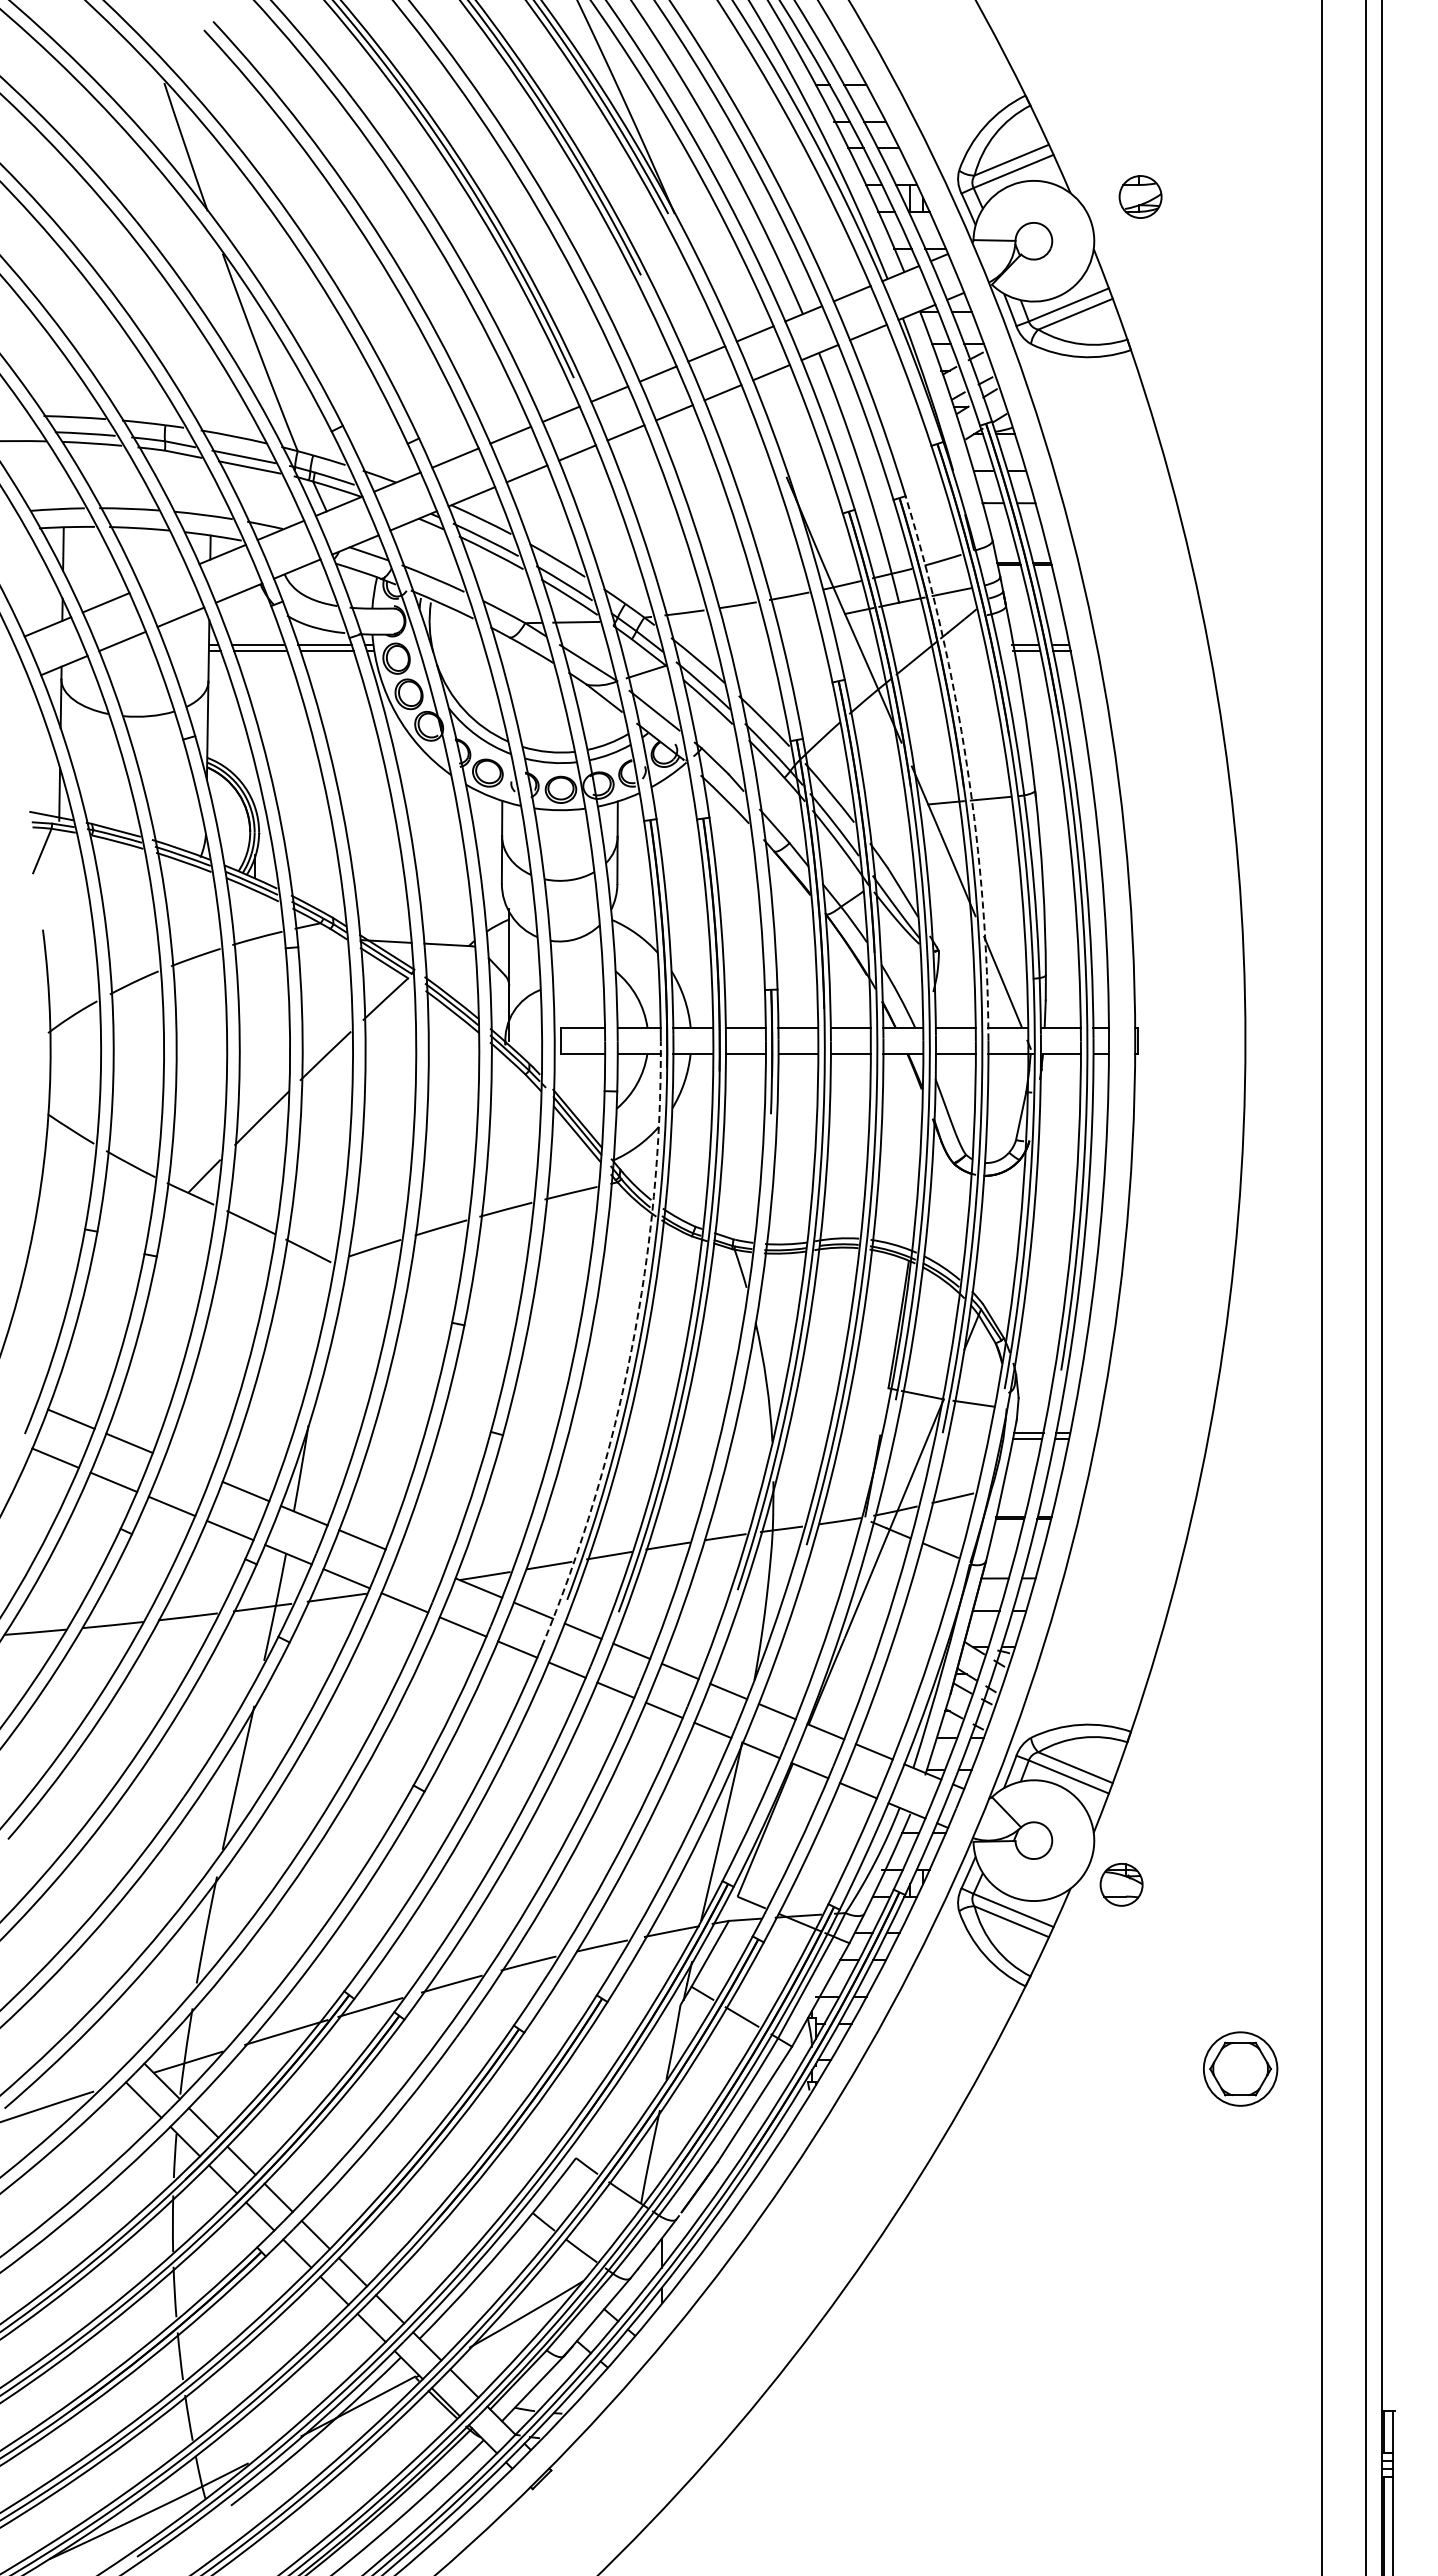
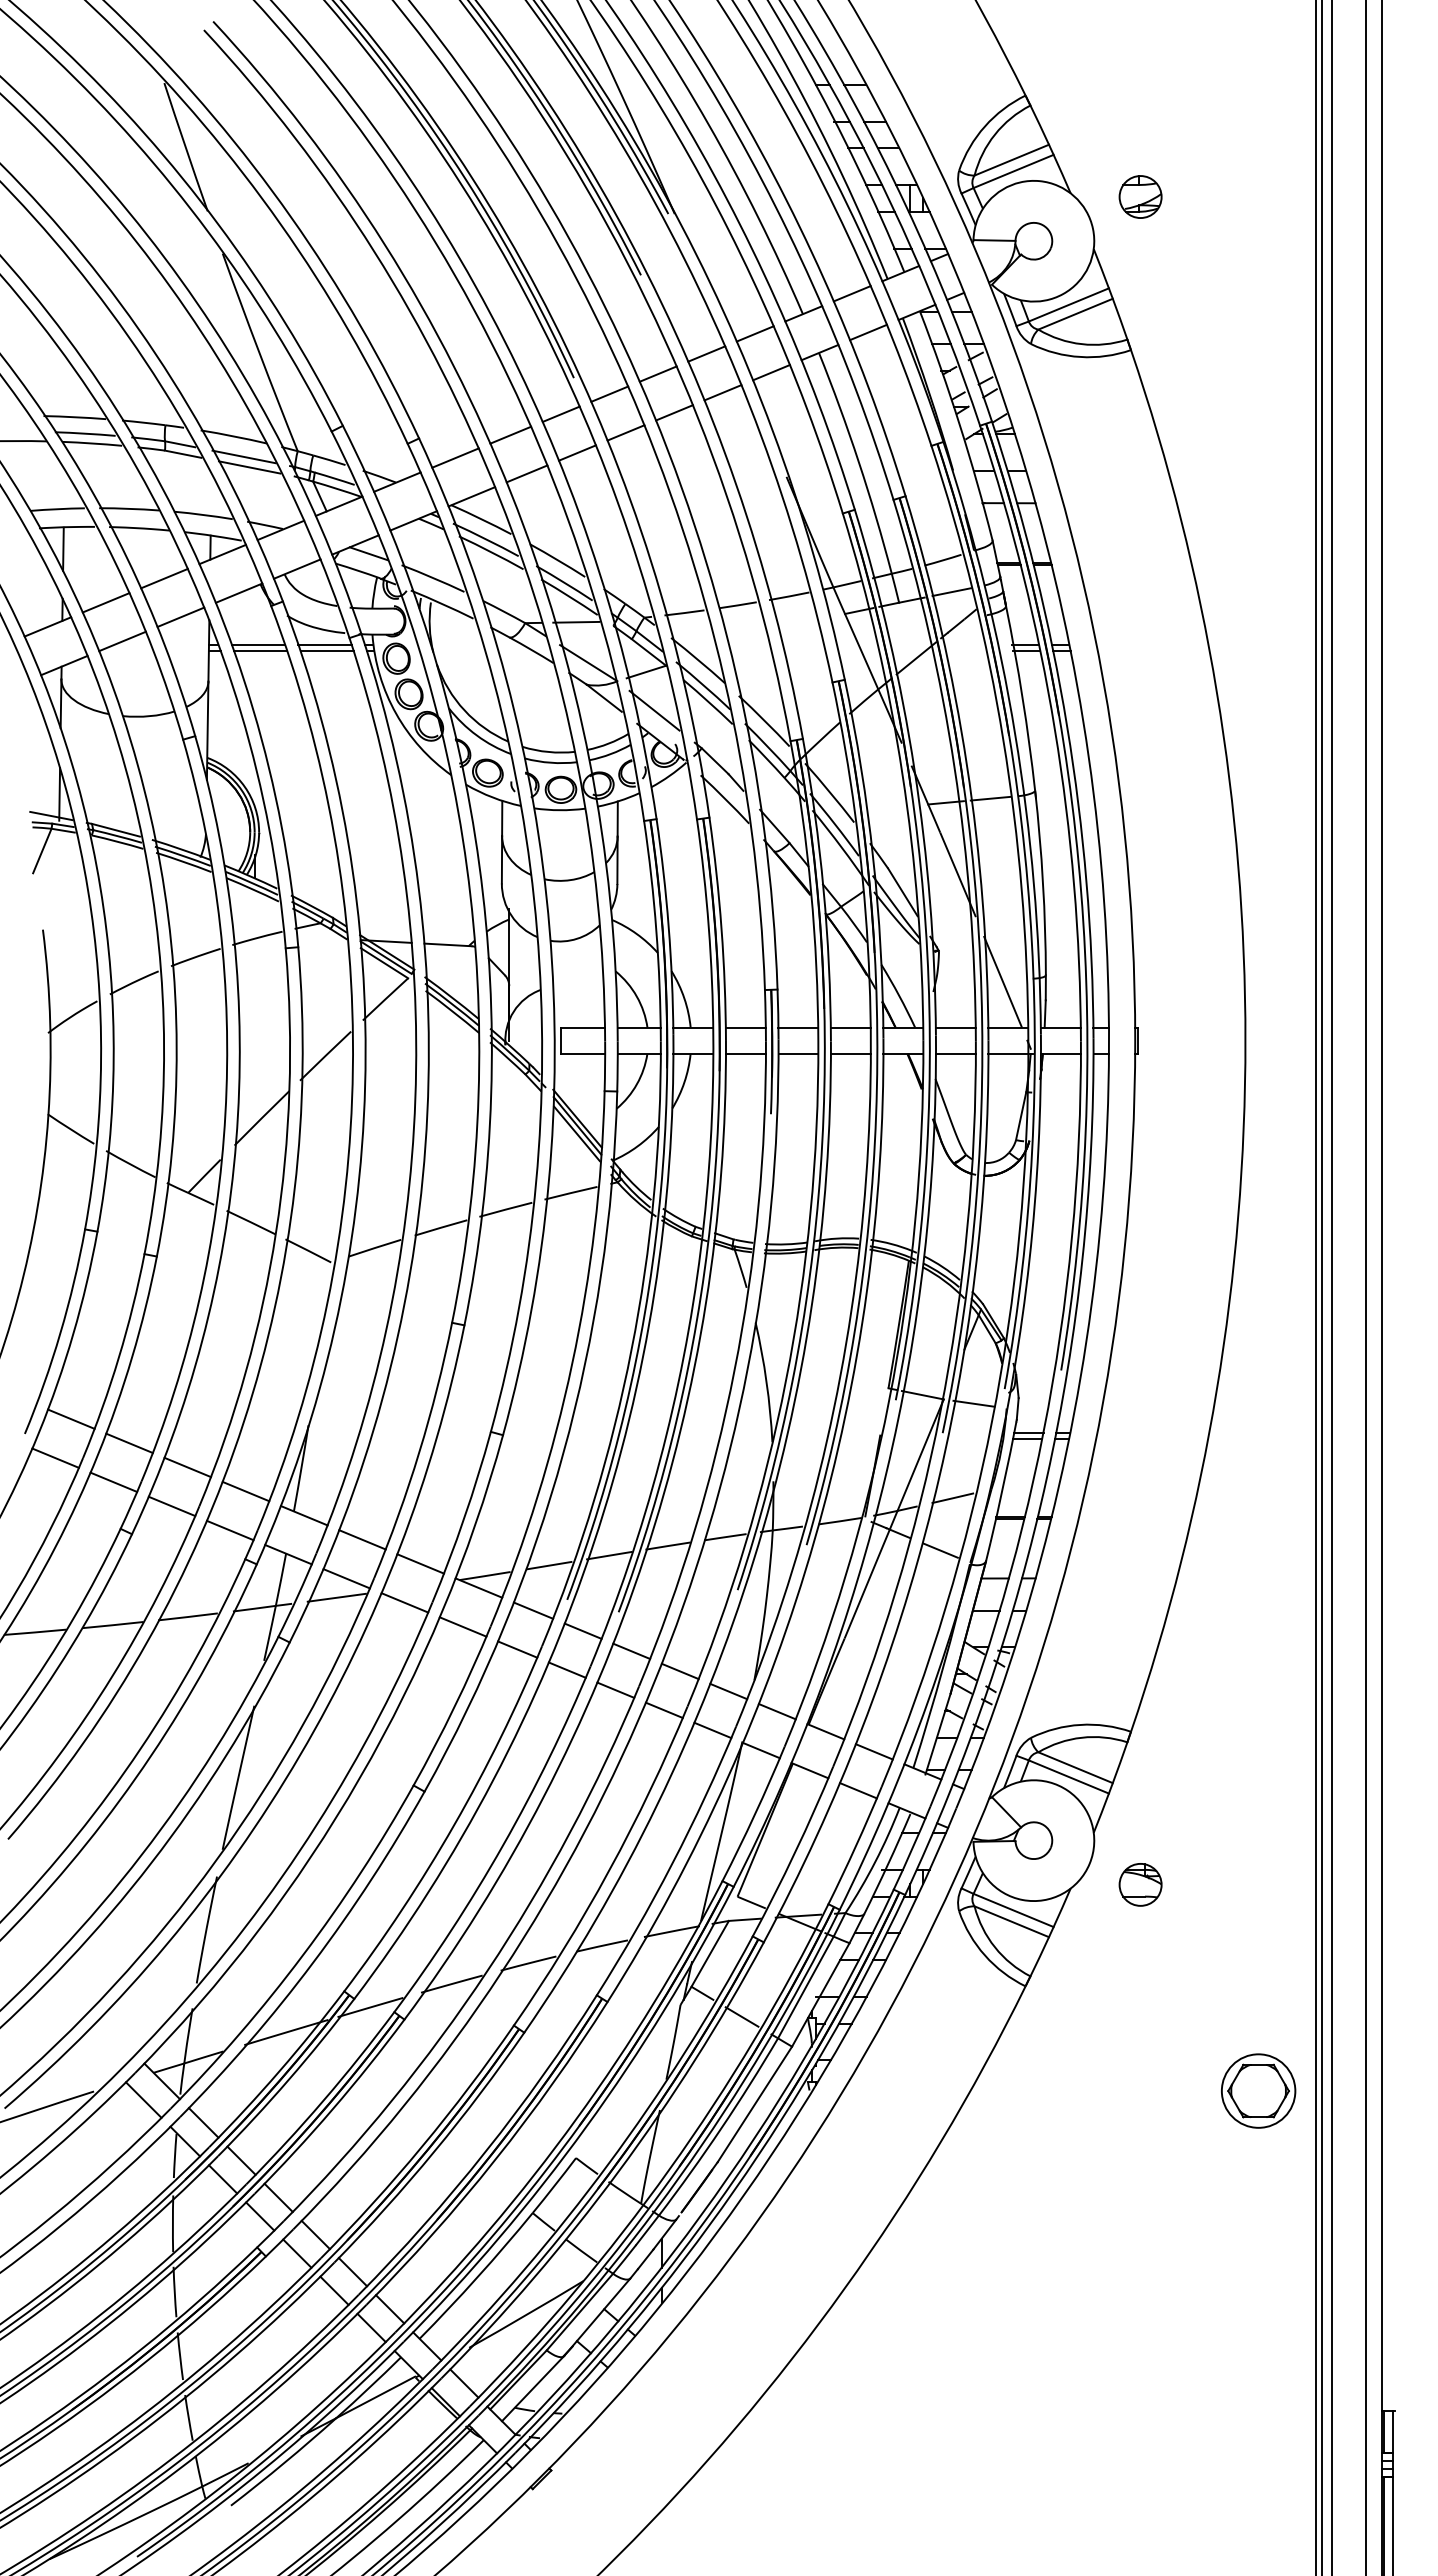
line: none -> present (164, 578)
arc: dashed -> solid (966, 765)
line: none -> present (1316, 1287)
line: none -> present (1332, 1287)
arc: dashed -> solid (631, 1349)
line: none -> present (187, 1467)
line: none -> present (420, 1563)
part position: (1121, 1884) -> (1140, 1884) (1140, 1884)
part position: (1240, 2068) -> (1258, 2090) (1258, 2090)
